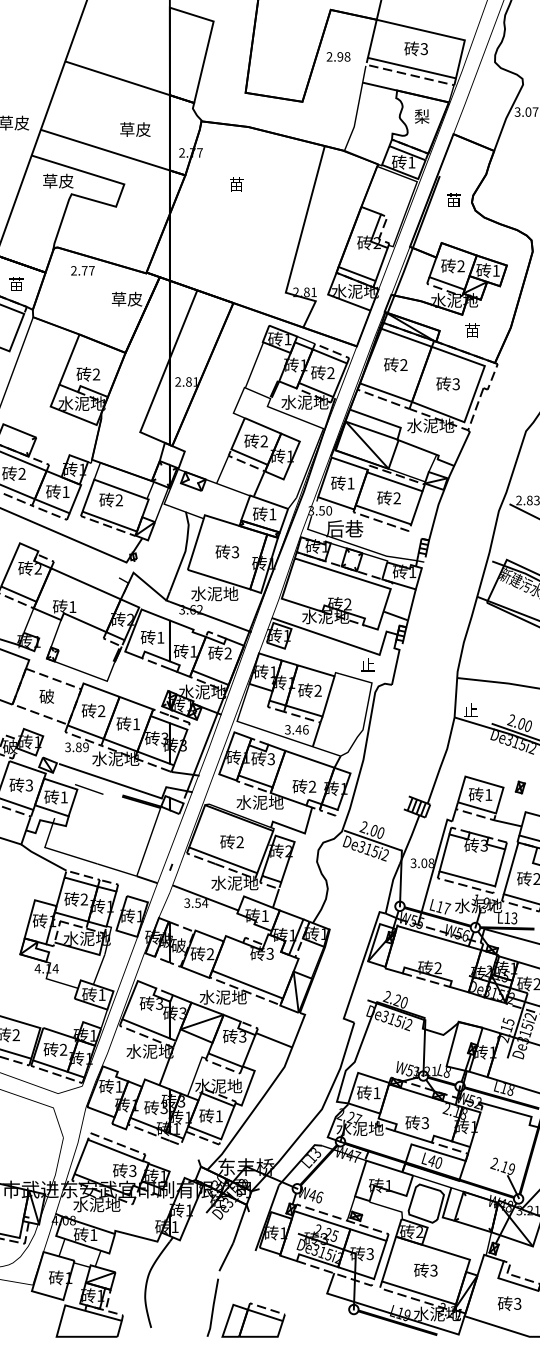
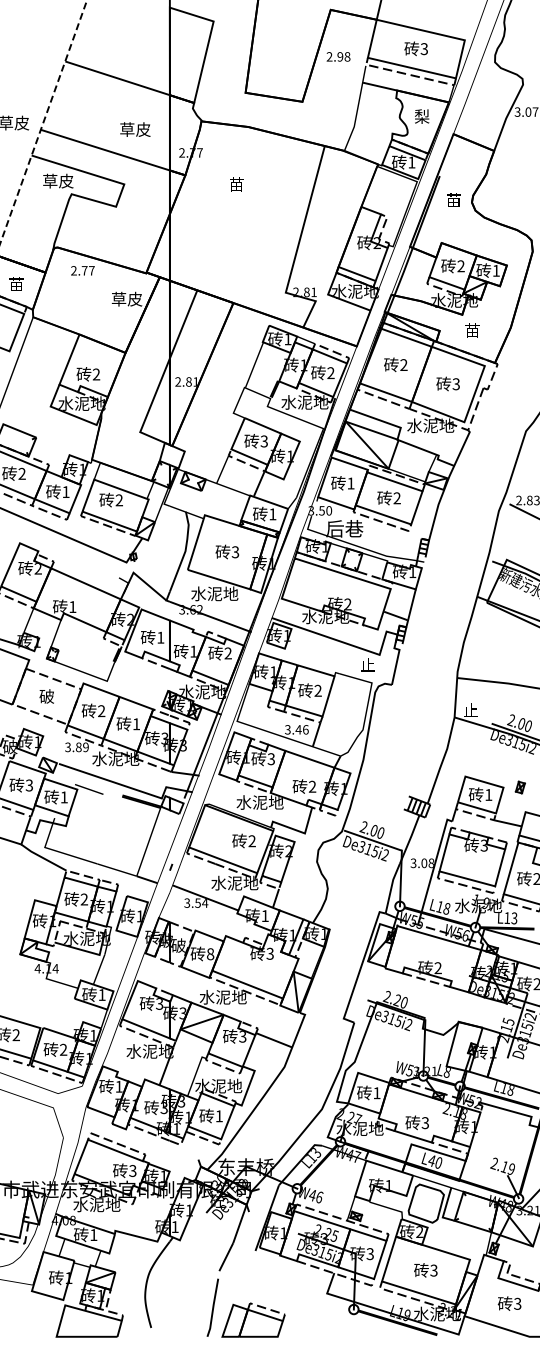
line: solid -> dashed (43, 122)
text: 2 -> 3 (263, 441)
text position: (231, 841) -> (243, 840) (243, 840)
text: L17 -> L18 (447, 908)
text: 2 -> 8 (210, 954)
